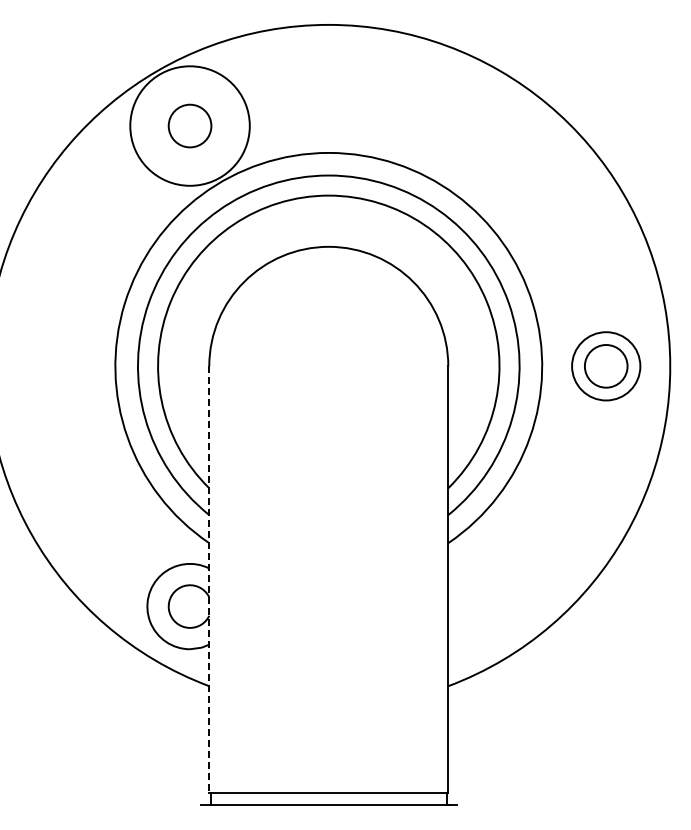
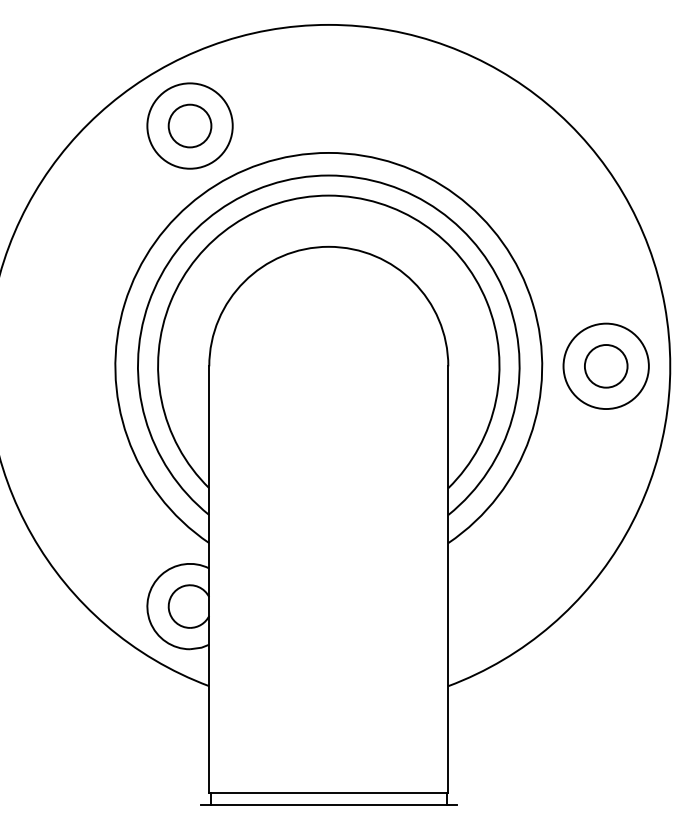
circle diameter: 120 px -> 85 px (189, 125)
circle diameter: 68 px -> 85 px (605, 366)
line: dashed -> solid (209, 580)
